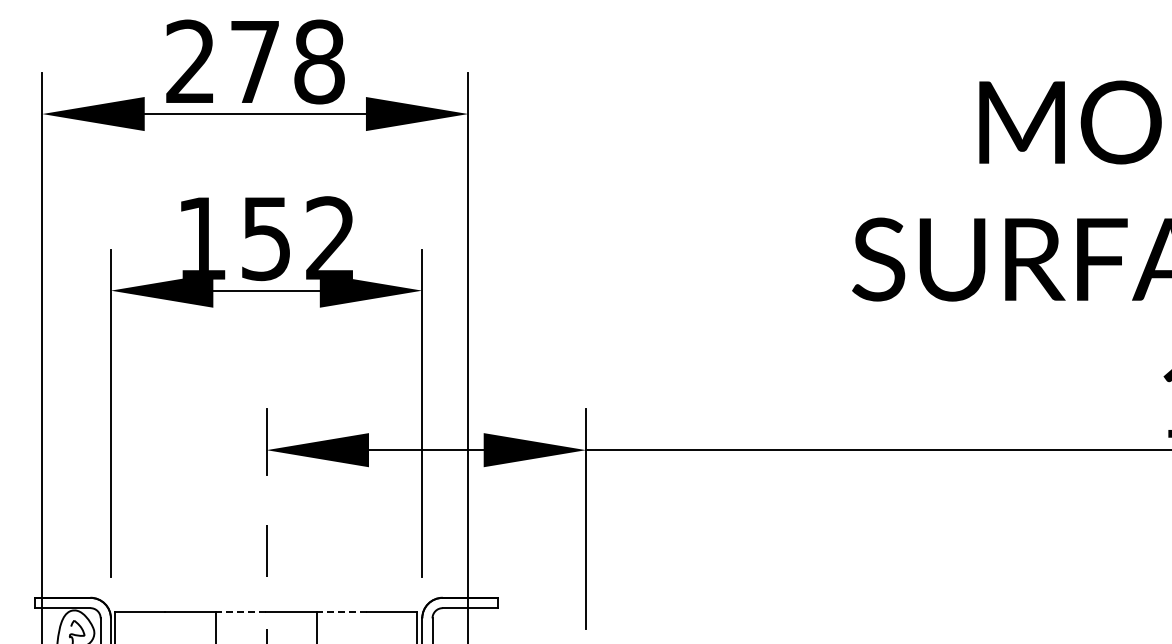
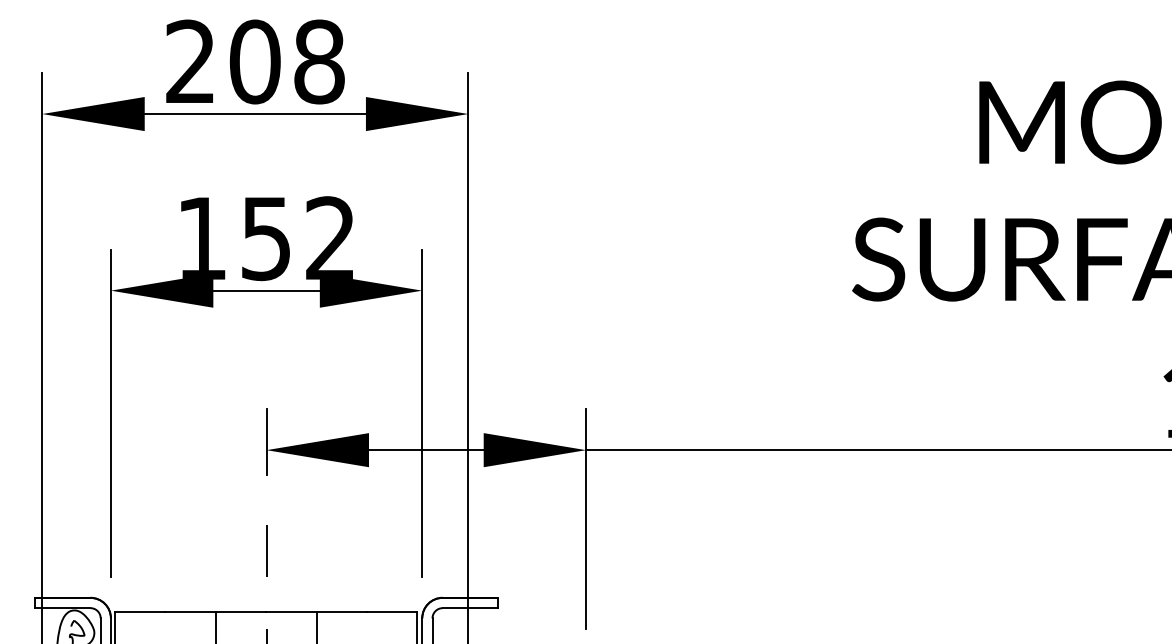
text: 278 -> 208 (254, 61)
line: dashed -> solid (240, 612)
line: dashed -> solid (341, 612)
